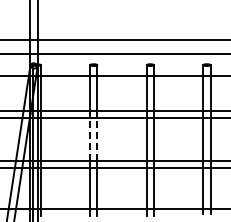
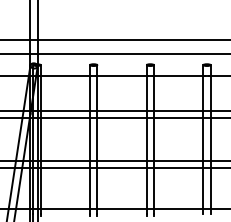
line: dashed -> solid (90, 138)
line: dashed -> solid (97, 138)
